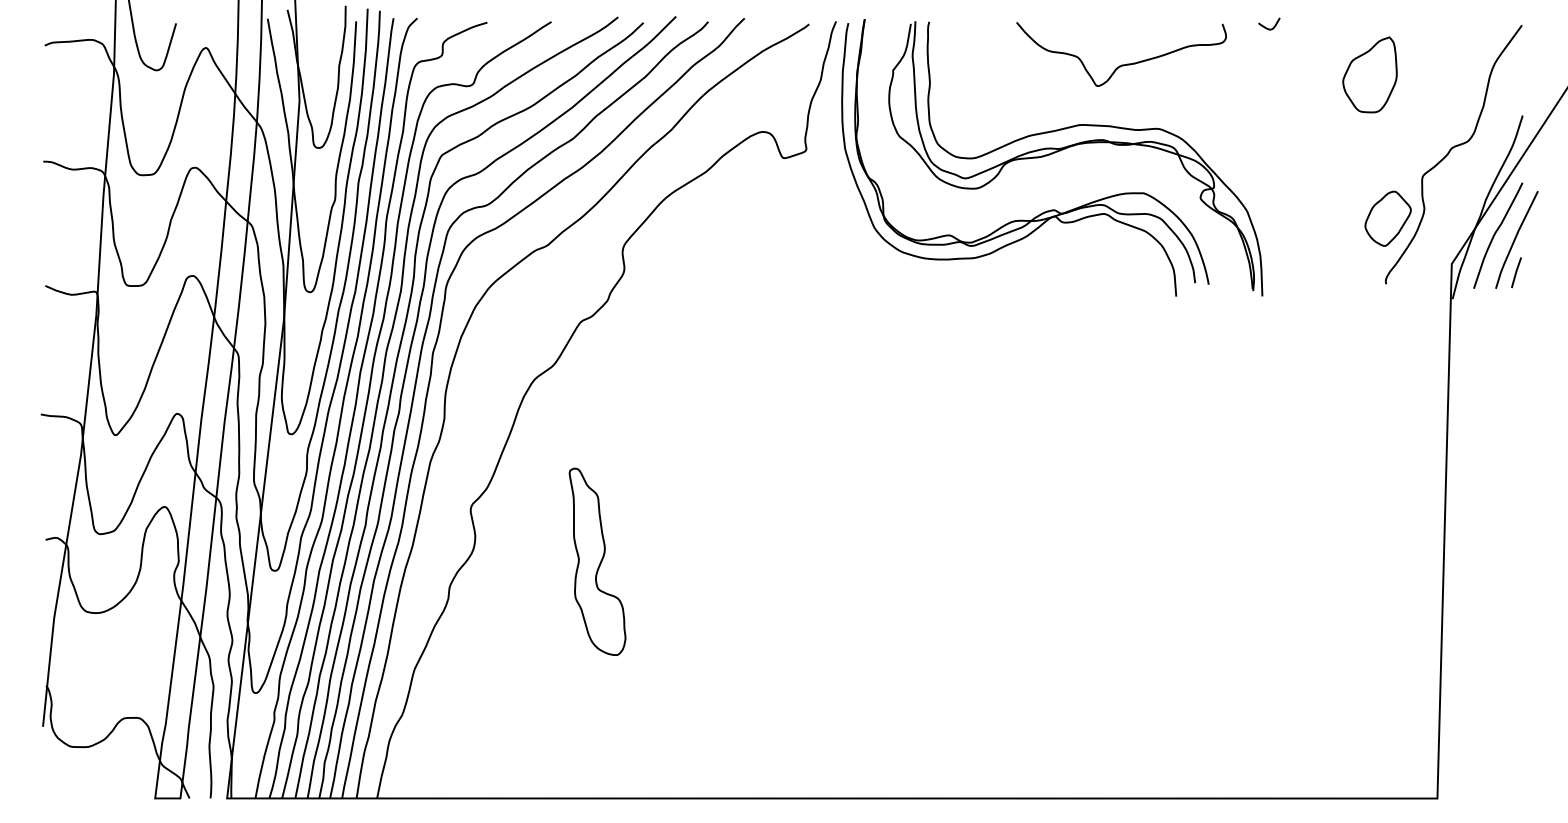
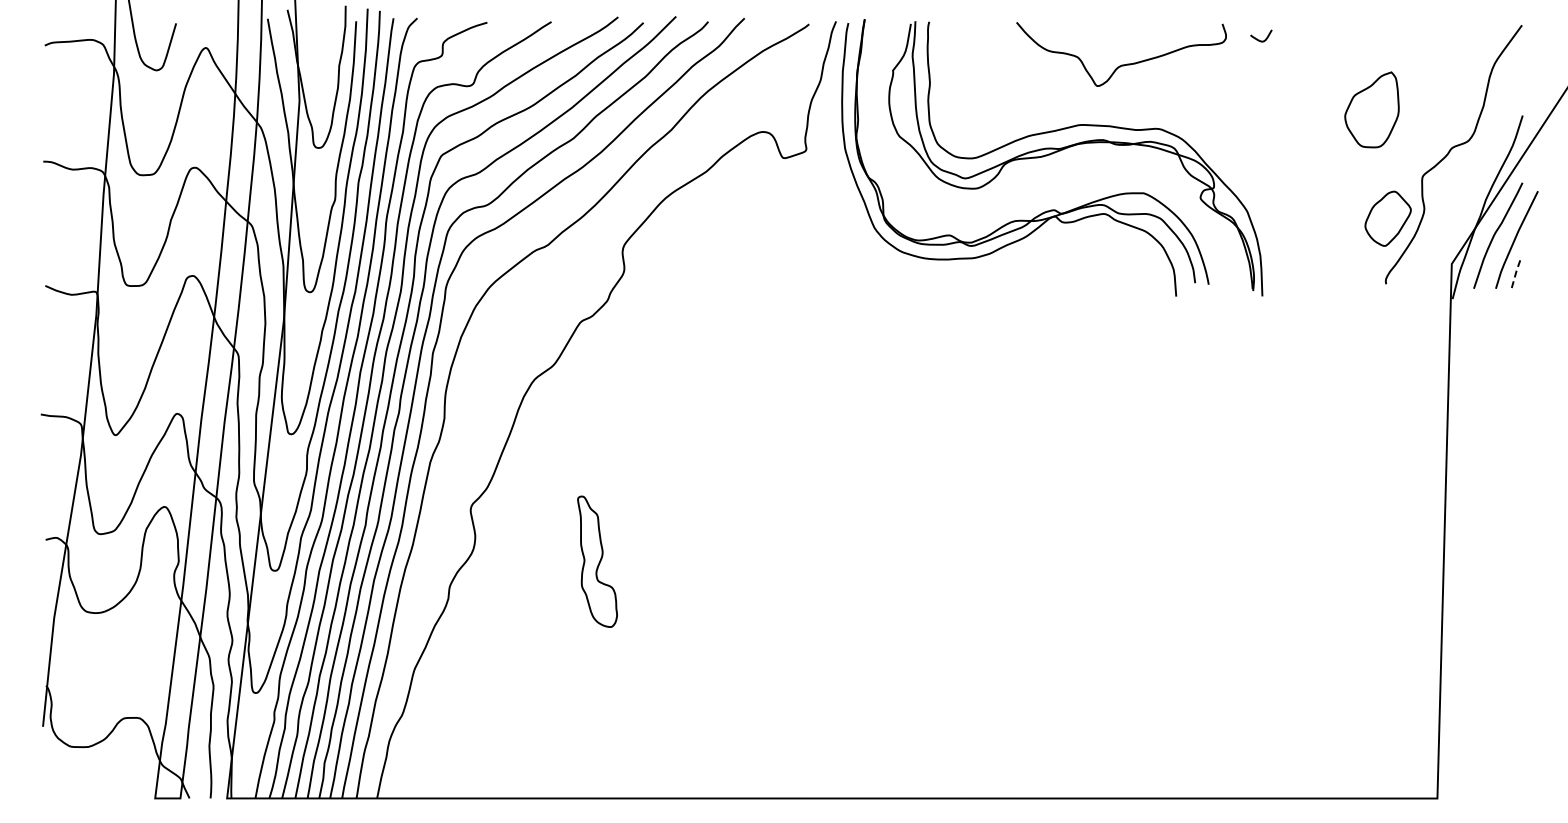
curve position: (1267, 27) -> (1259, 39) (1259, 39)
part position: (1369, 74) -> (1371, 109) (1371, 109)
line: solid -> dashed (1516, 271)
part size: 59x189 px -> 41x133 px (597, 561)
